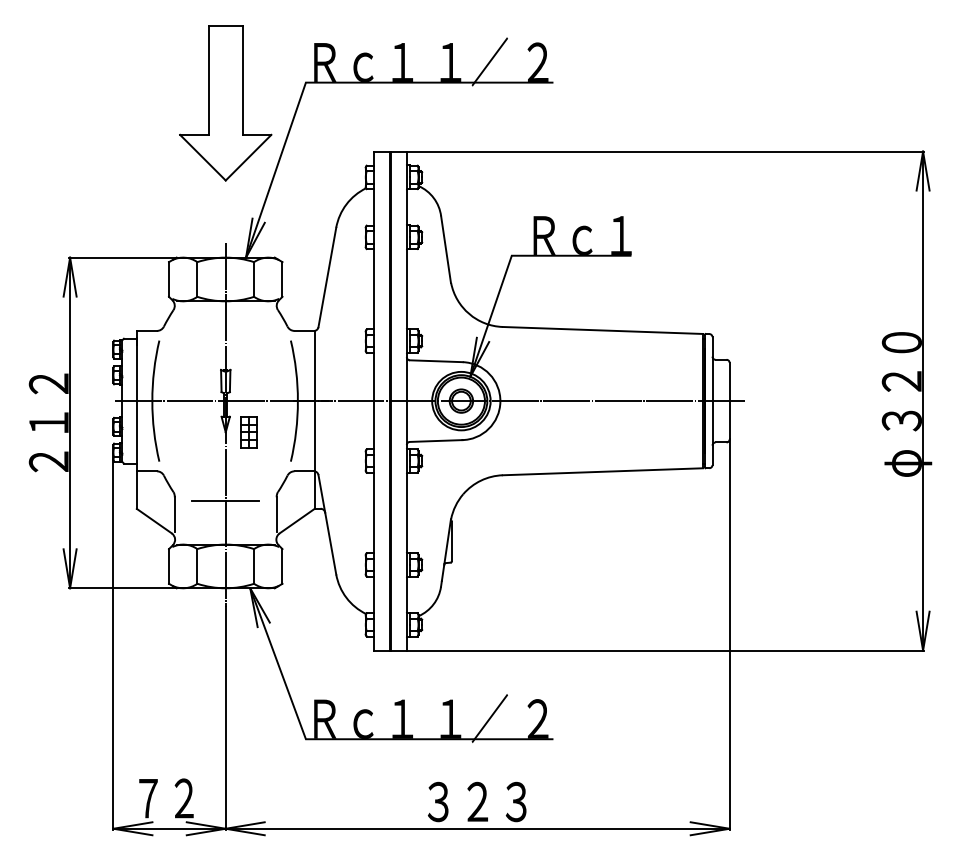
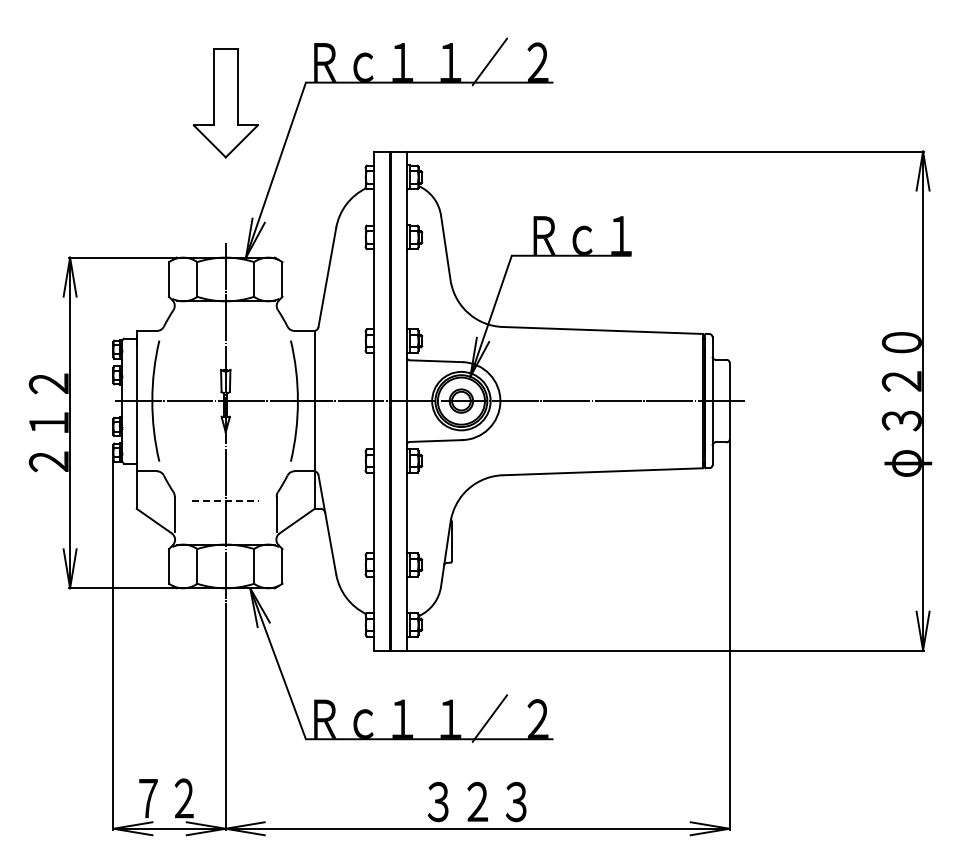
part size: 94x157 px -> 67x111 px (225, 103)
part: present -> none (248, 432)
line: solid -> dashed (225, 500)
